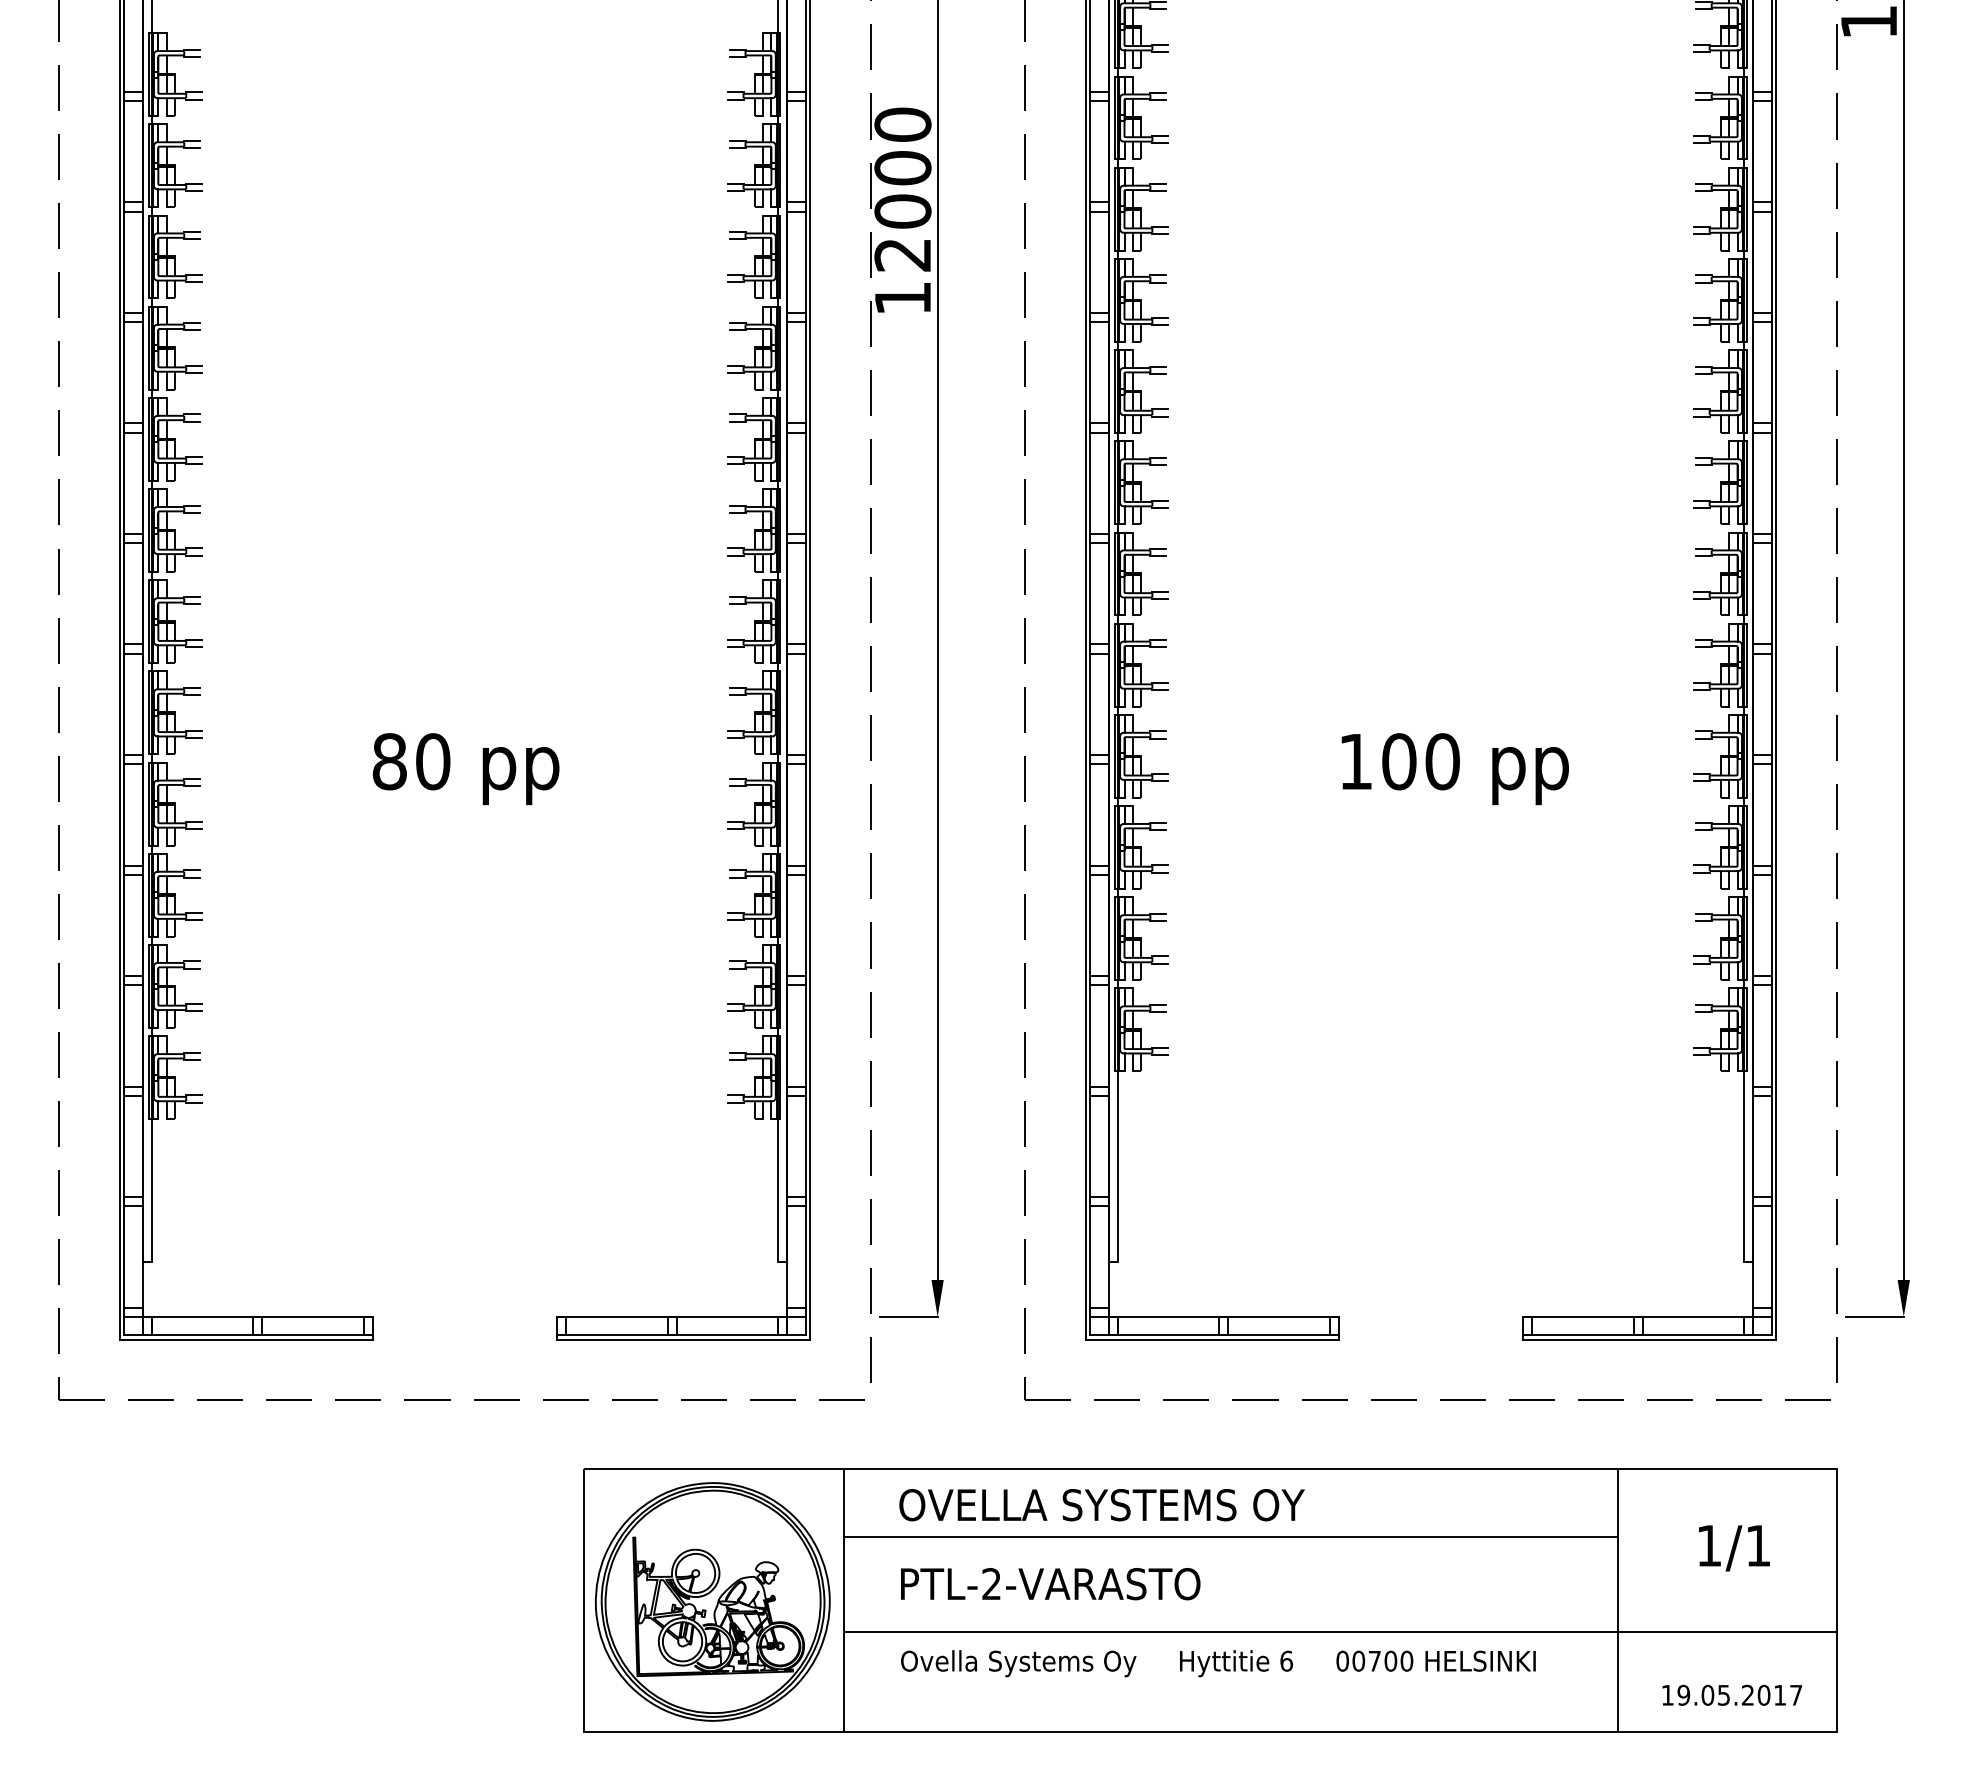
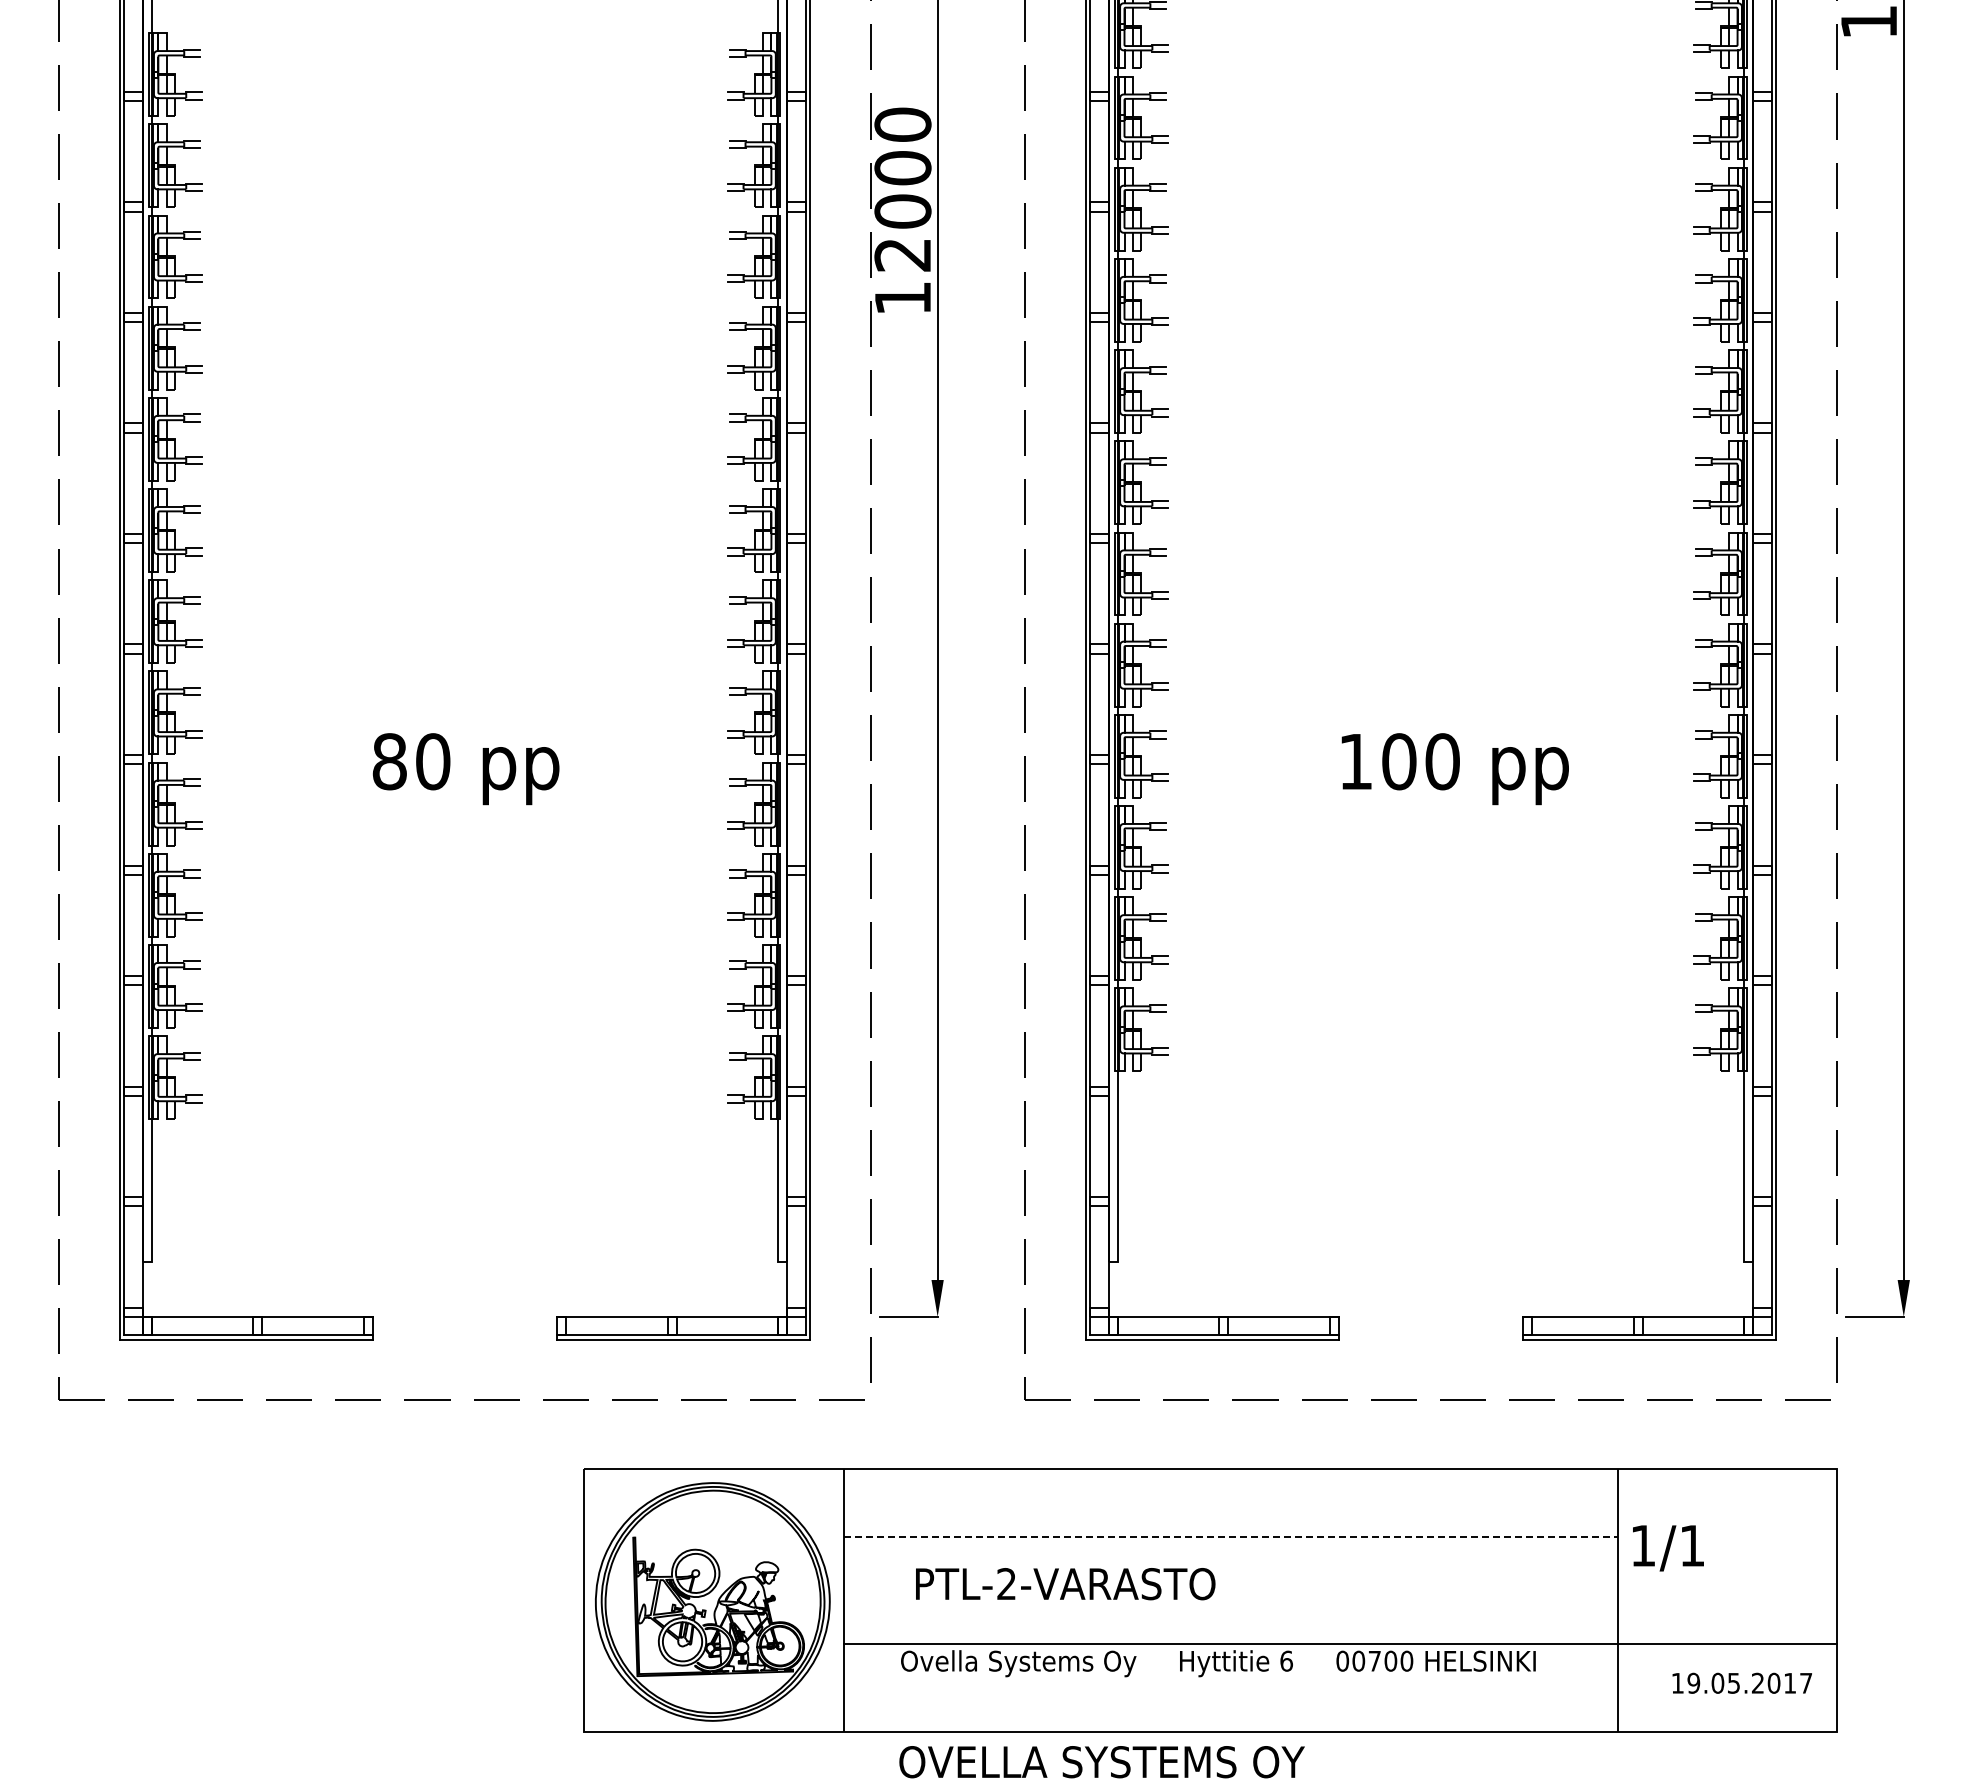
text position: (1101, 1505) -> (1101, 1762) (1101, 1762)
line: solid -> dashed (1230, 1537)
text position: (1734, 1548) -> (1668, 1548) (1668, 1548)
text position: (1050, 1584) -> (1065, 1584) (1065, 1584)
line position: (1339, 1631) -> (1339, 1643) (1339, 1643)
text position: (1731, 1694) -> (1741, 1682) (1741, 1682)
